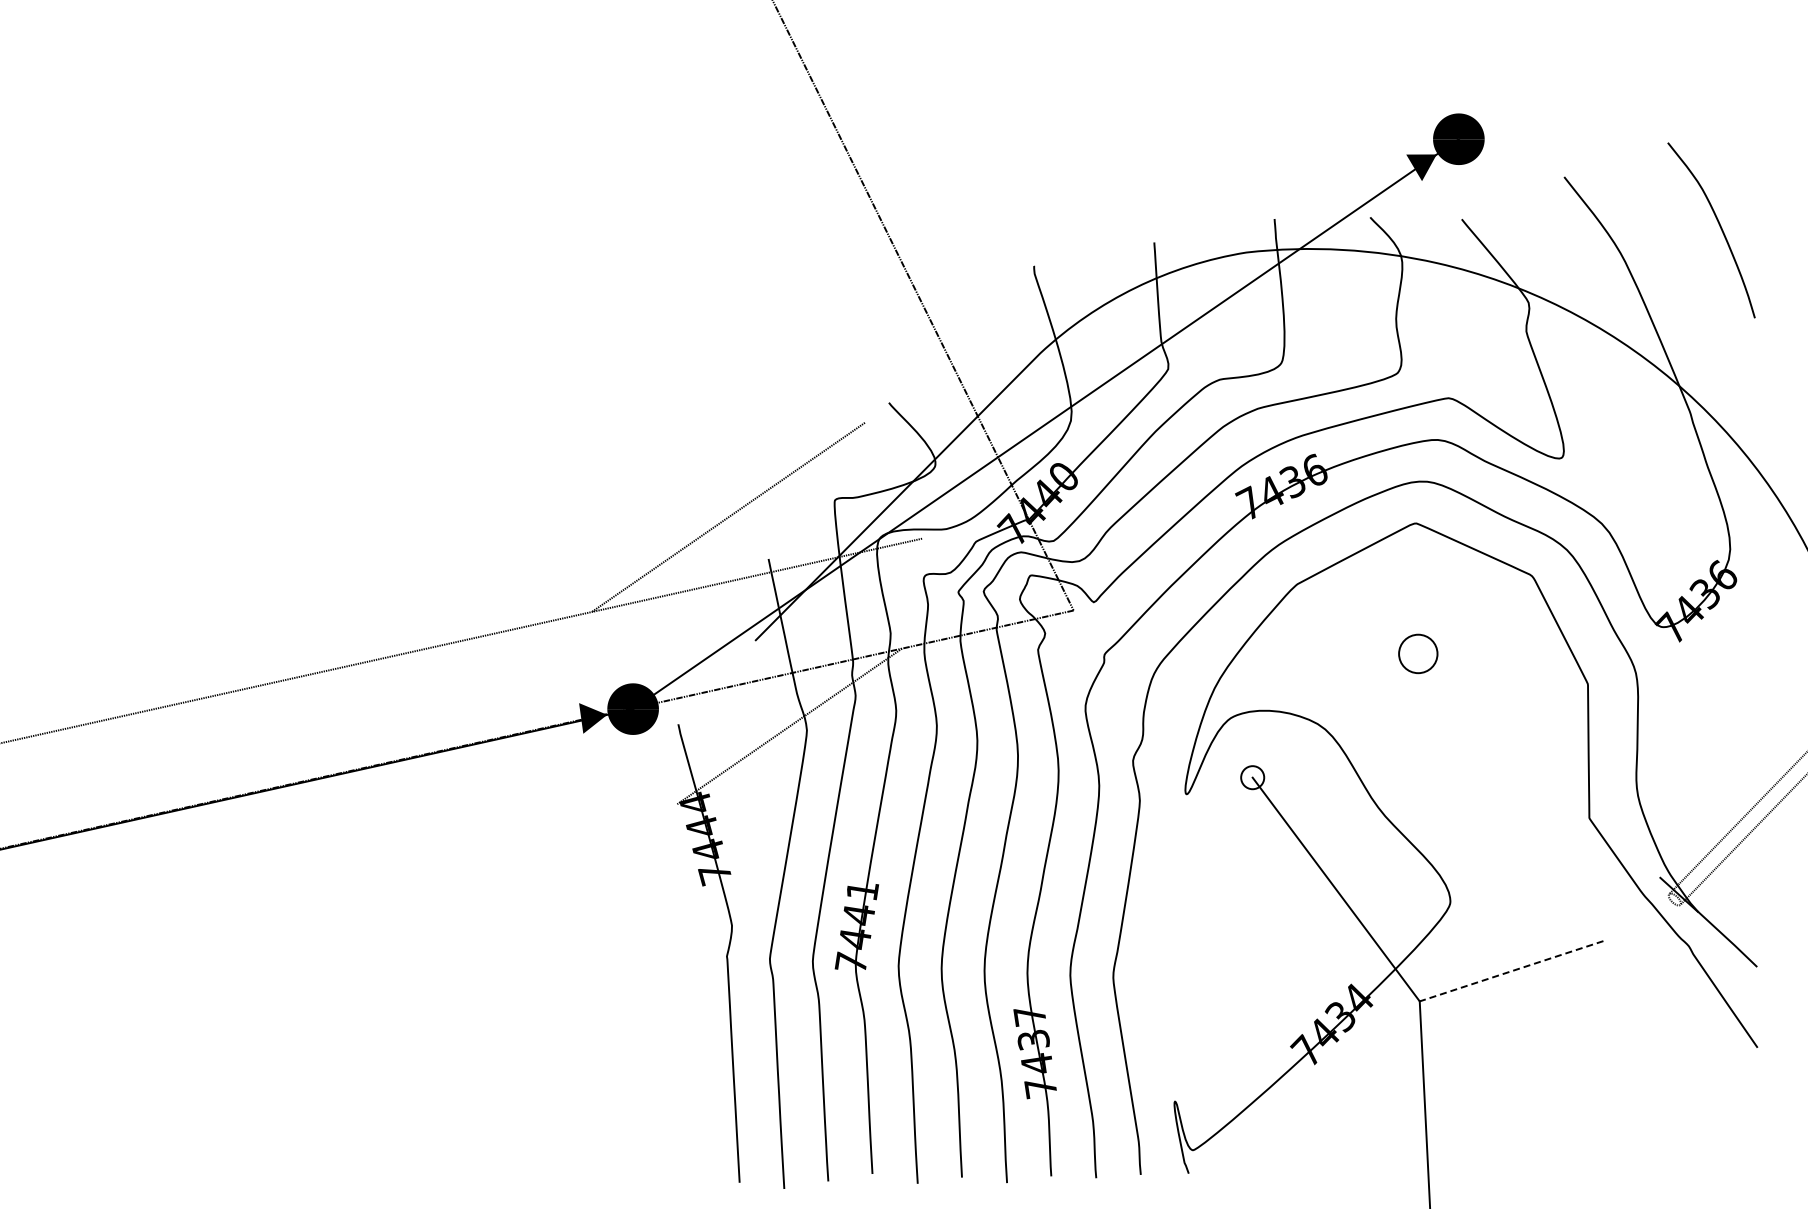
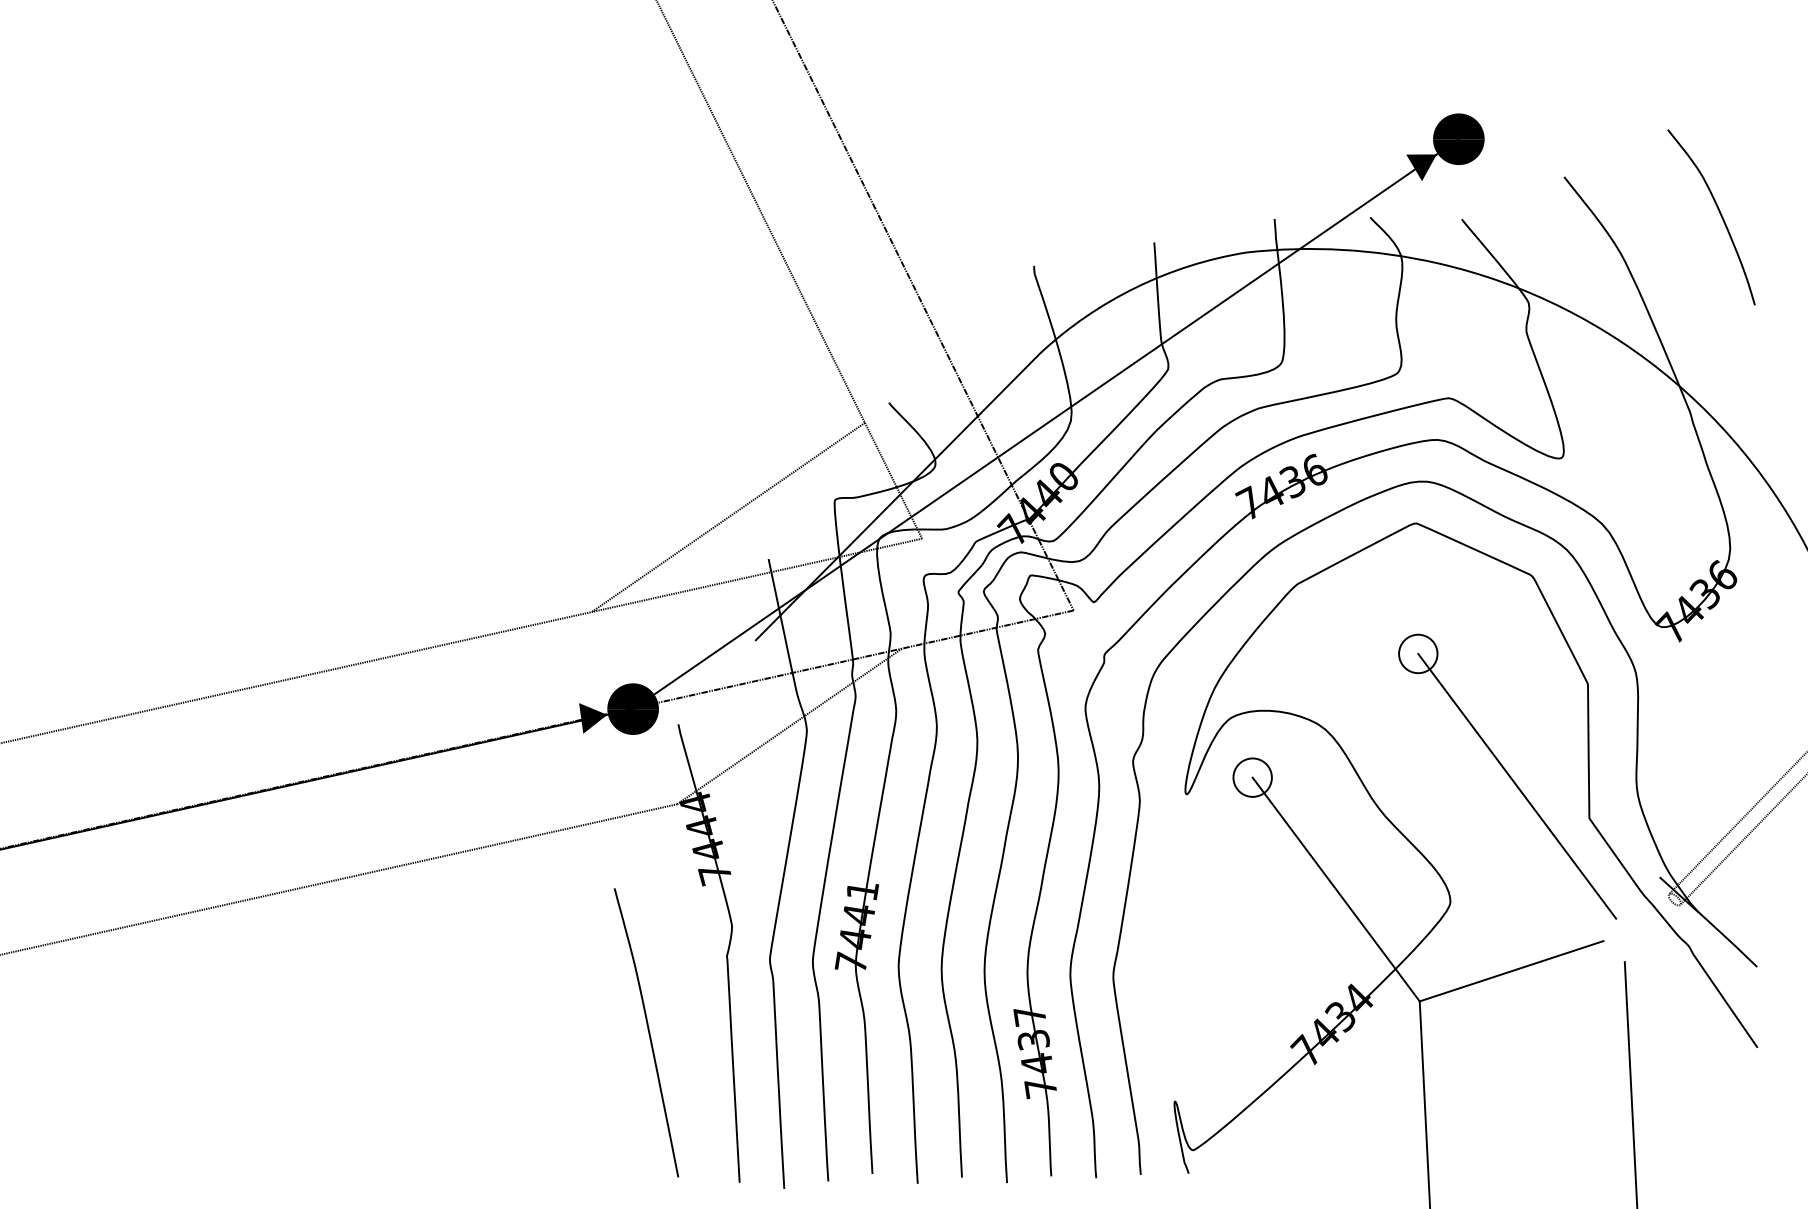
curve position: (1719, 226) -> (1719, 213) (1719, 213)
line: none -> present (789, 270)
circle diameter: 23 px -> 38 px (1252, 777)
line: none -> present (1517, 785)
line: none -> present (339, 879)
line: dashed -> solid (1511, 971)
curve: none -> present (648, 1032)
line: none -> present (1630, 1083)
